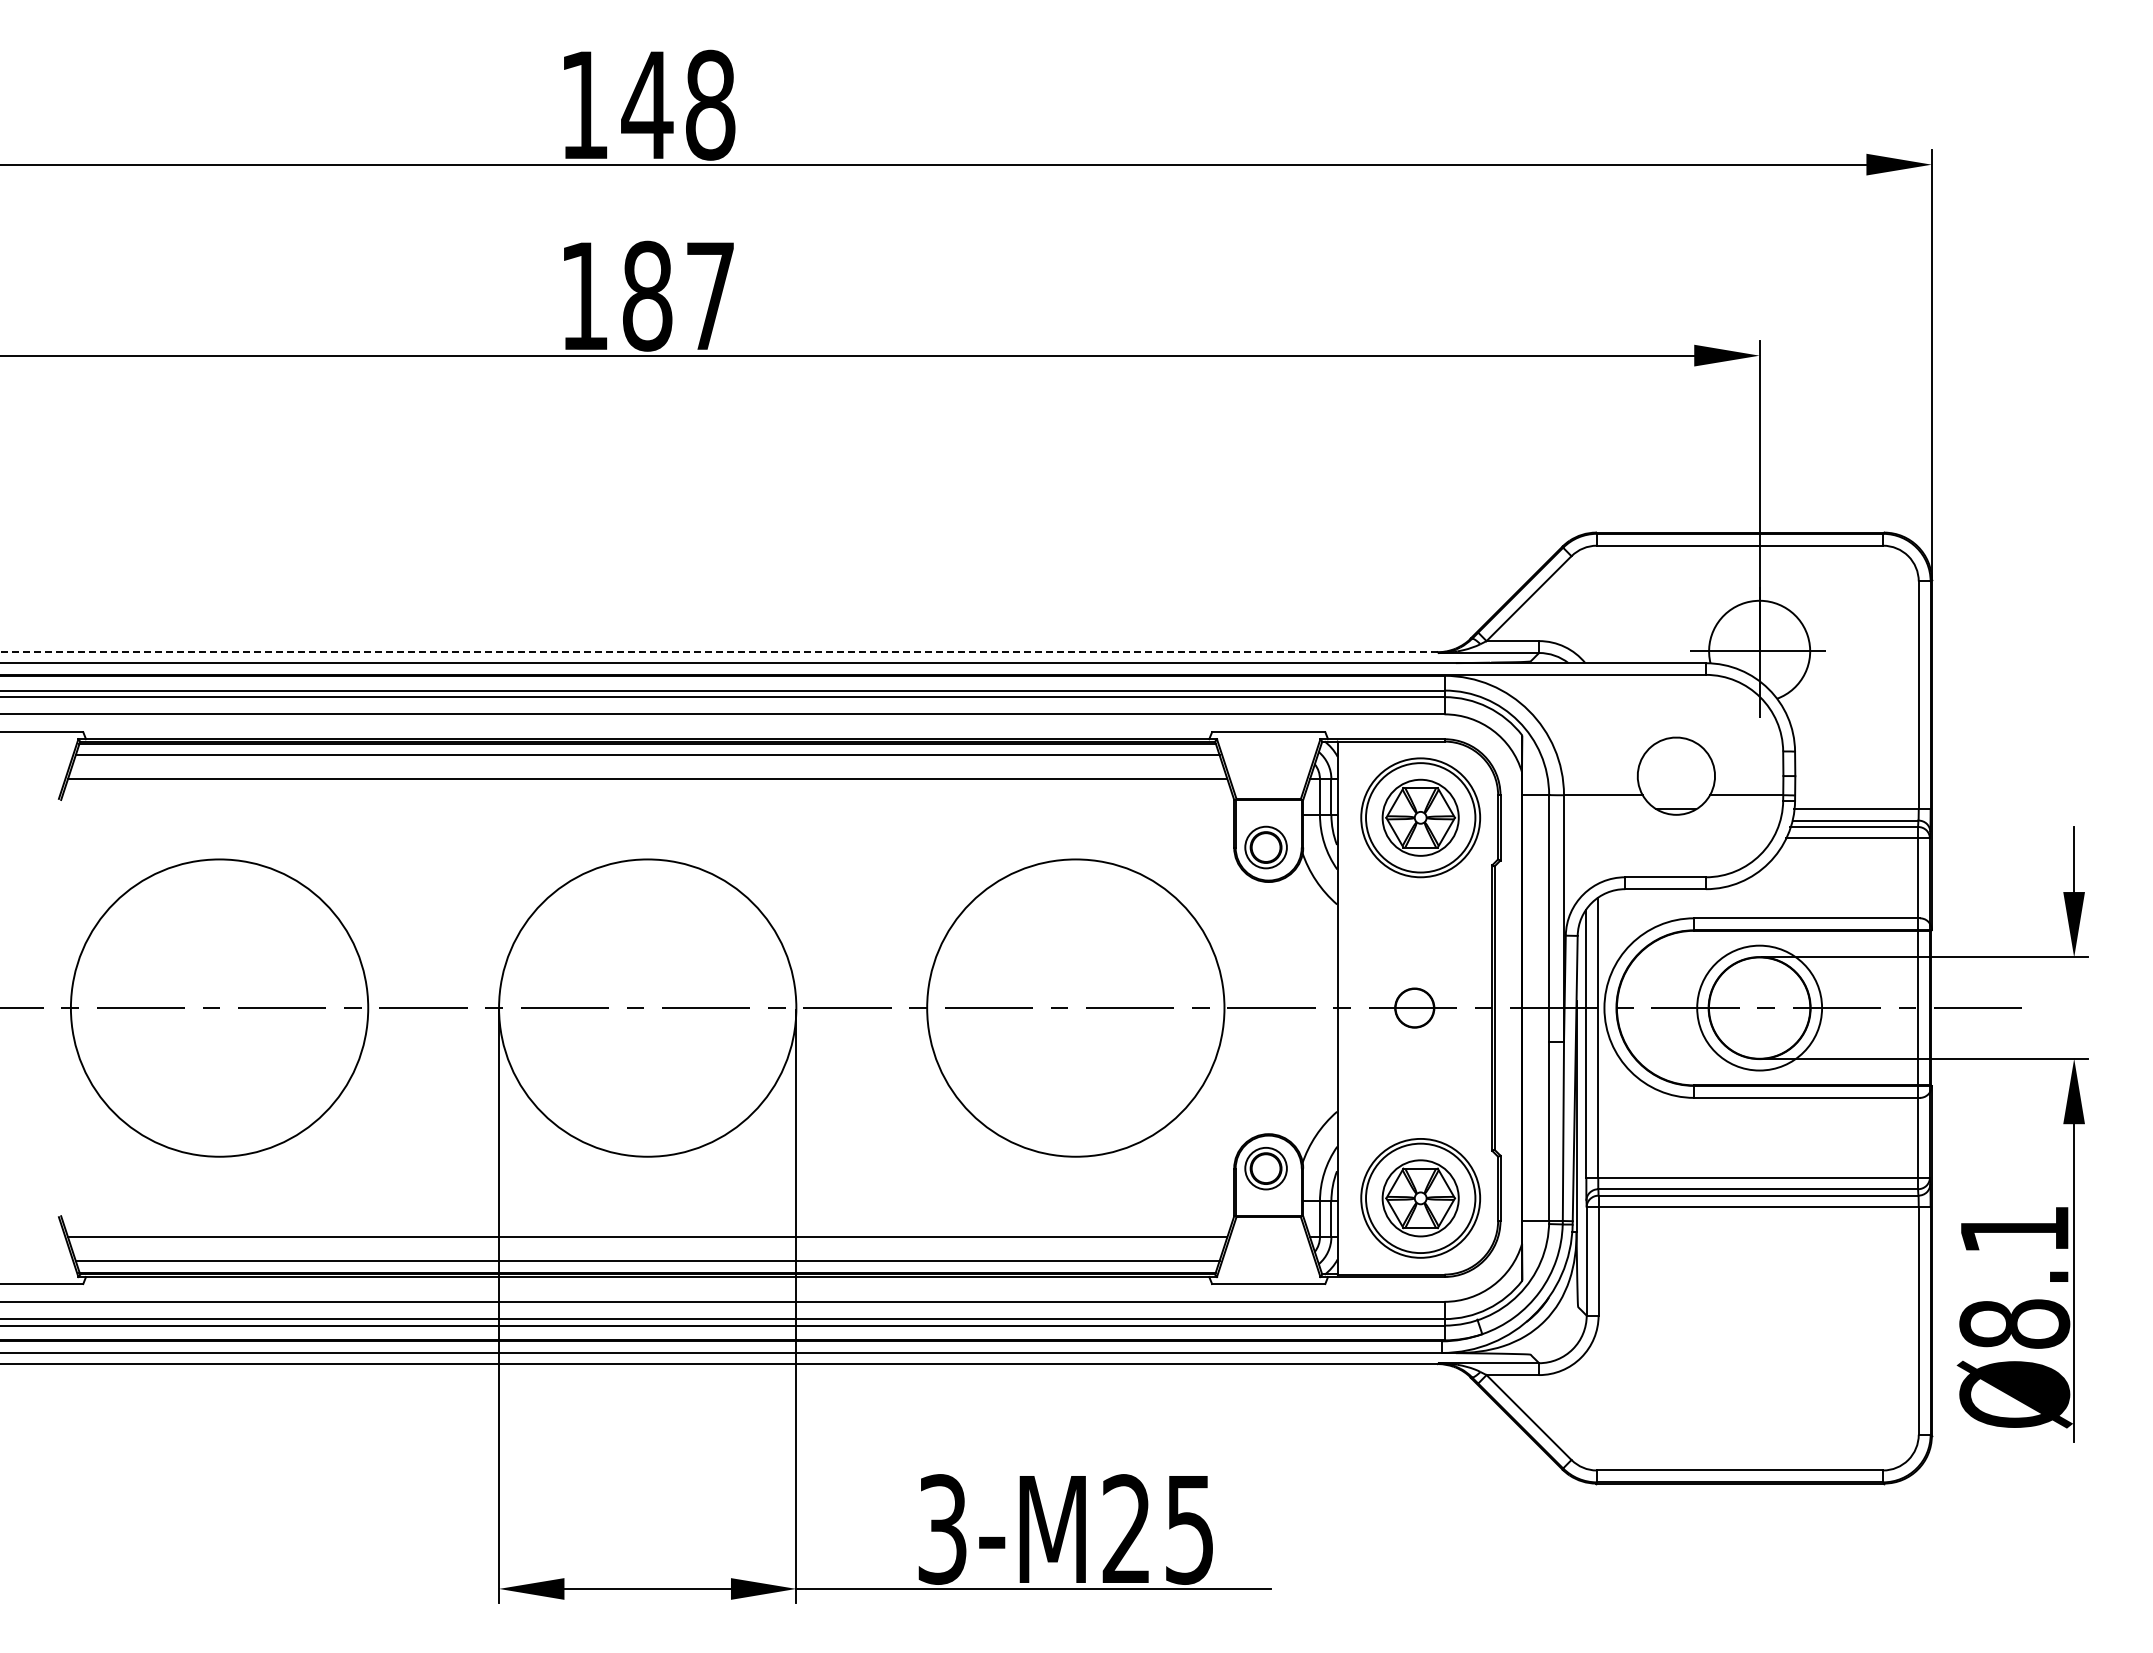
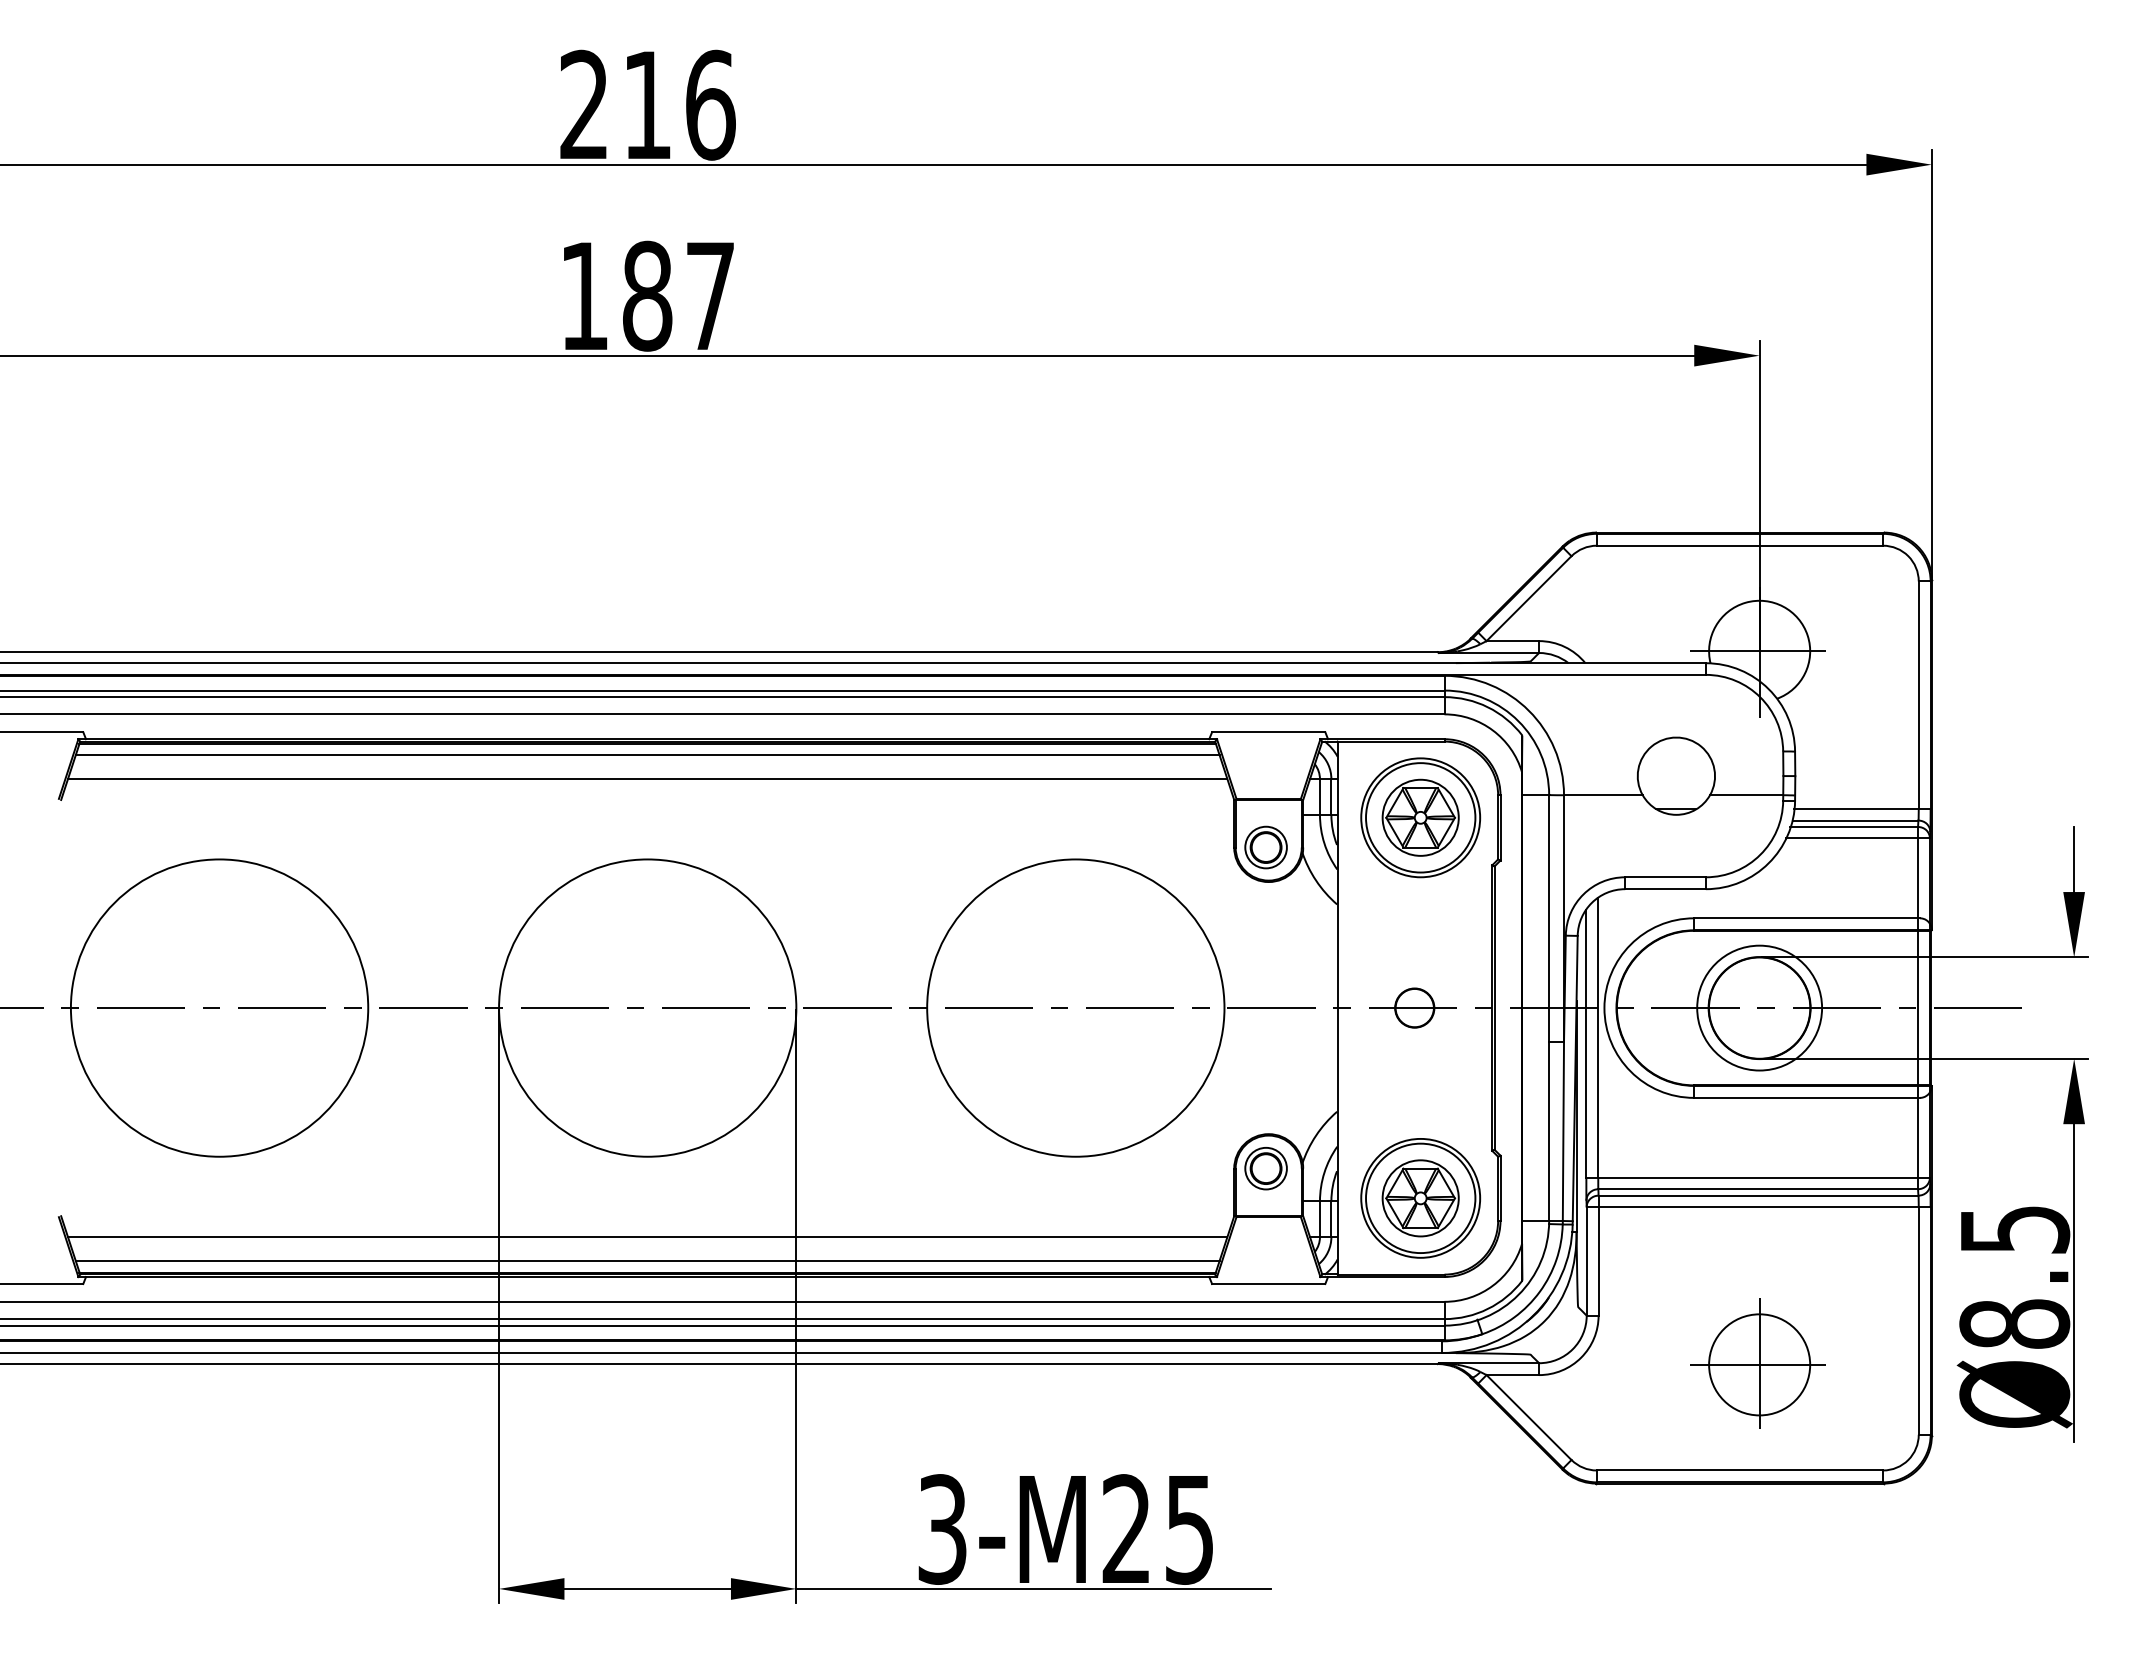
text: 148 -> 216 (647, 104)
line: dashed -> solid (719, 652)
text: Ø8.1 -> Ø8.5 (2015, 1229)
part: none -> present (1757, 1363)
